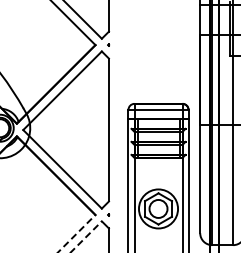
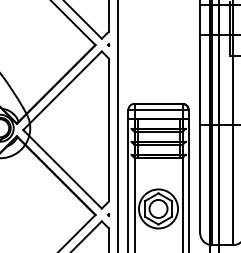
line: none -> present (117, 125)
line: dashed -> solid (76, 233)
line: dashed -> solid (86, 236)
